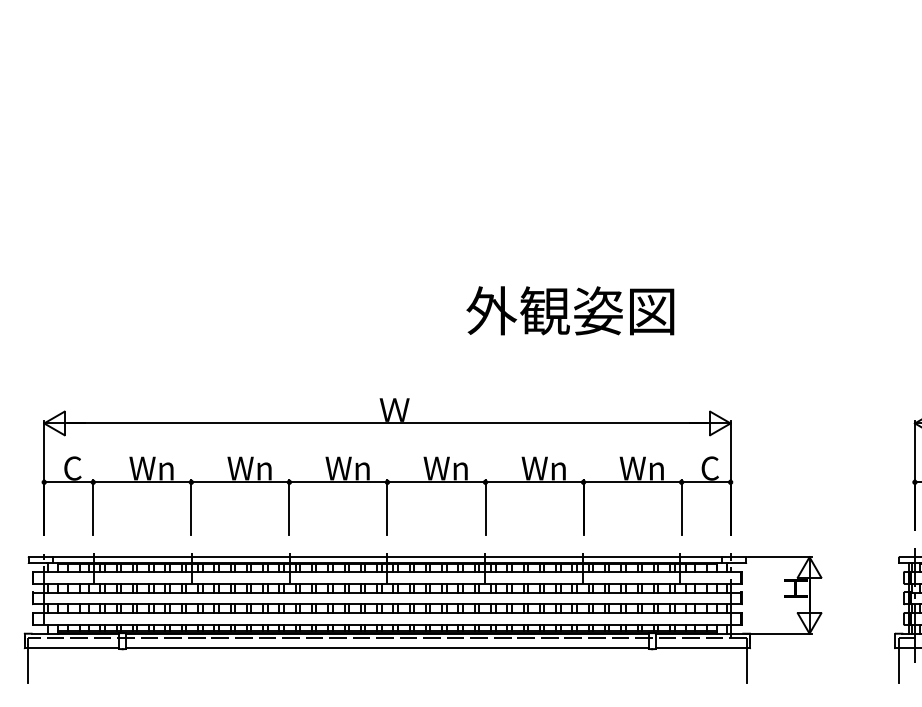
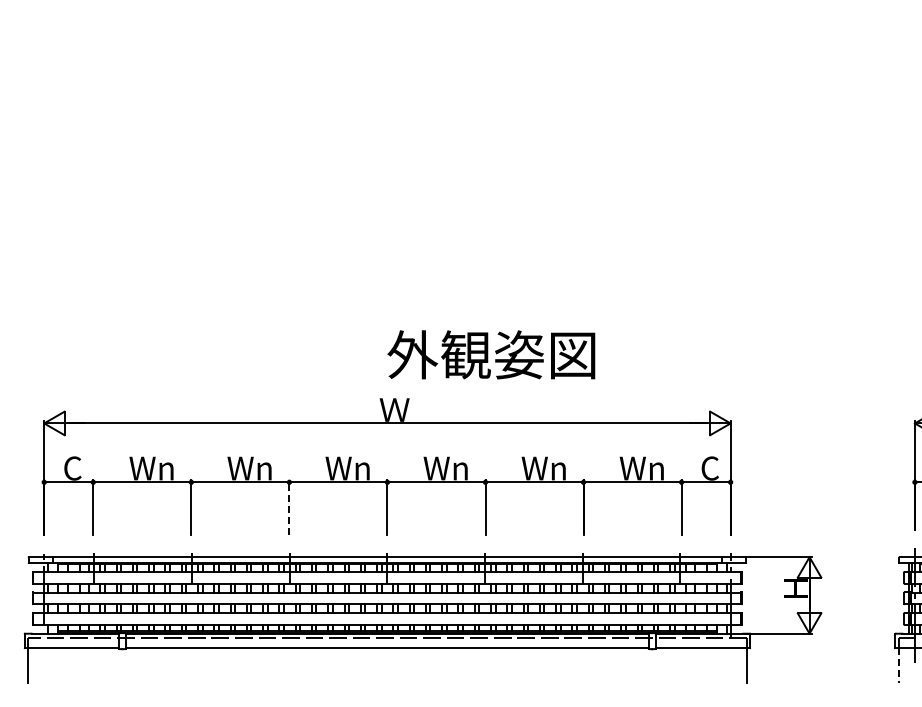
text position: (570, 310) -> (491, 354) (491, 354)
line: solid -> dashed (289, 507)
line: solid -> dashed (898, 666)
